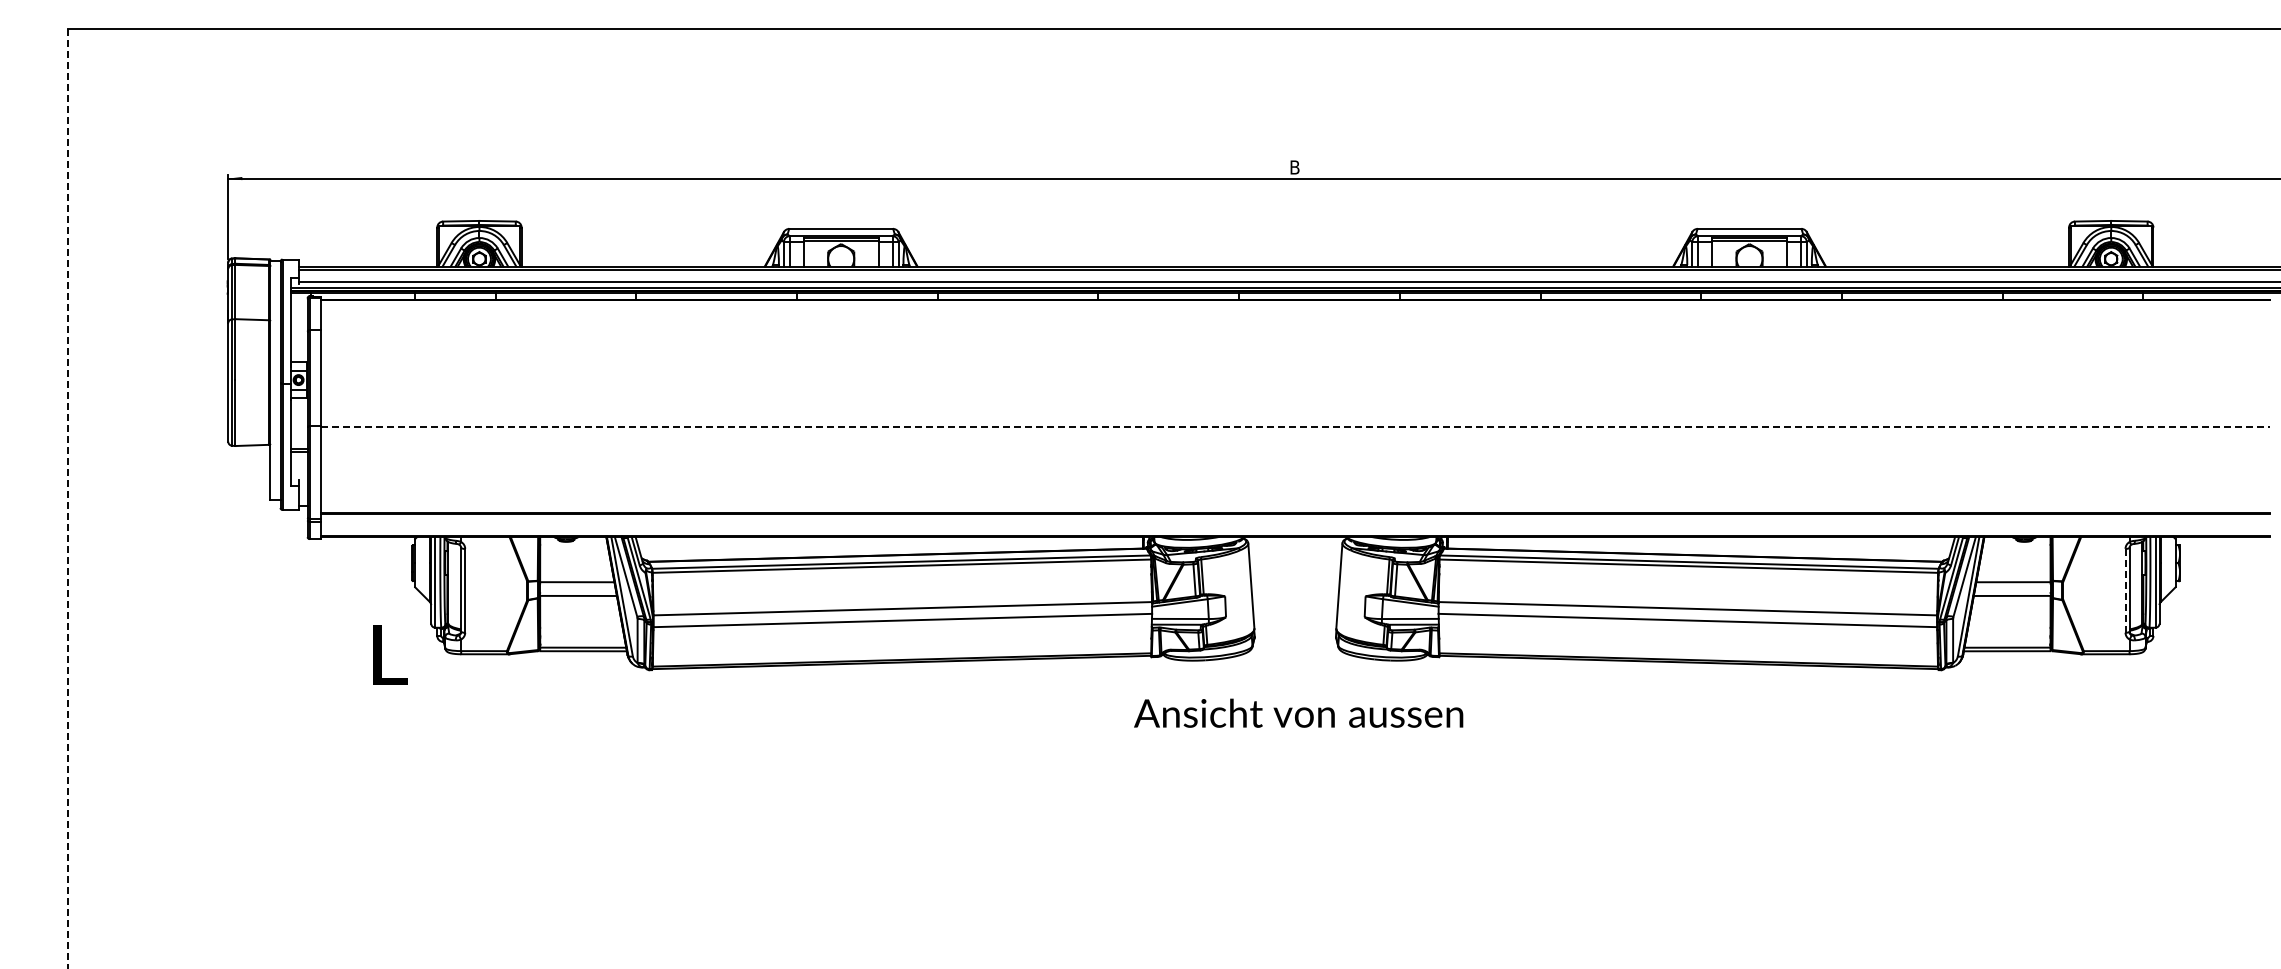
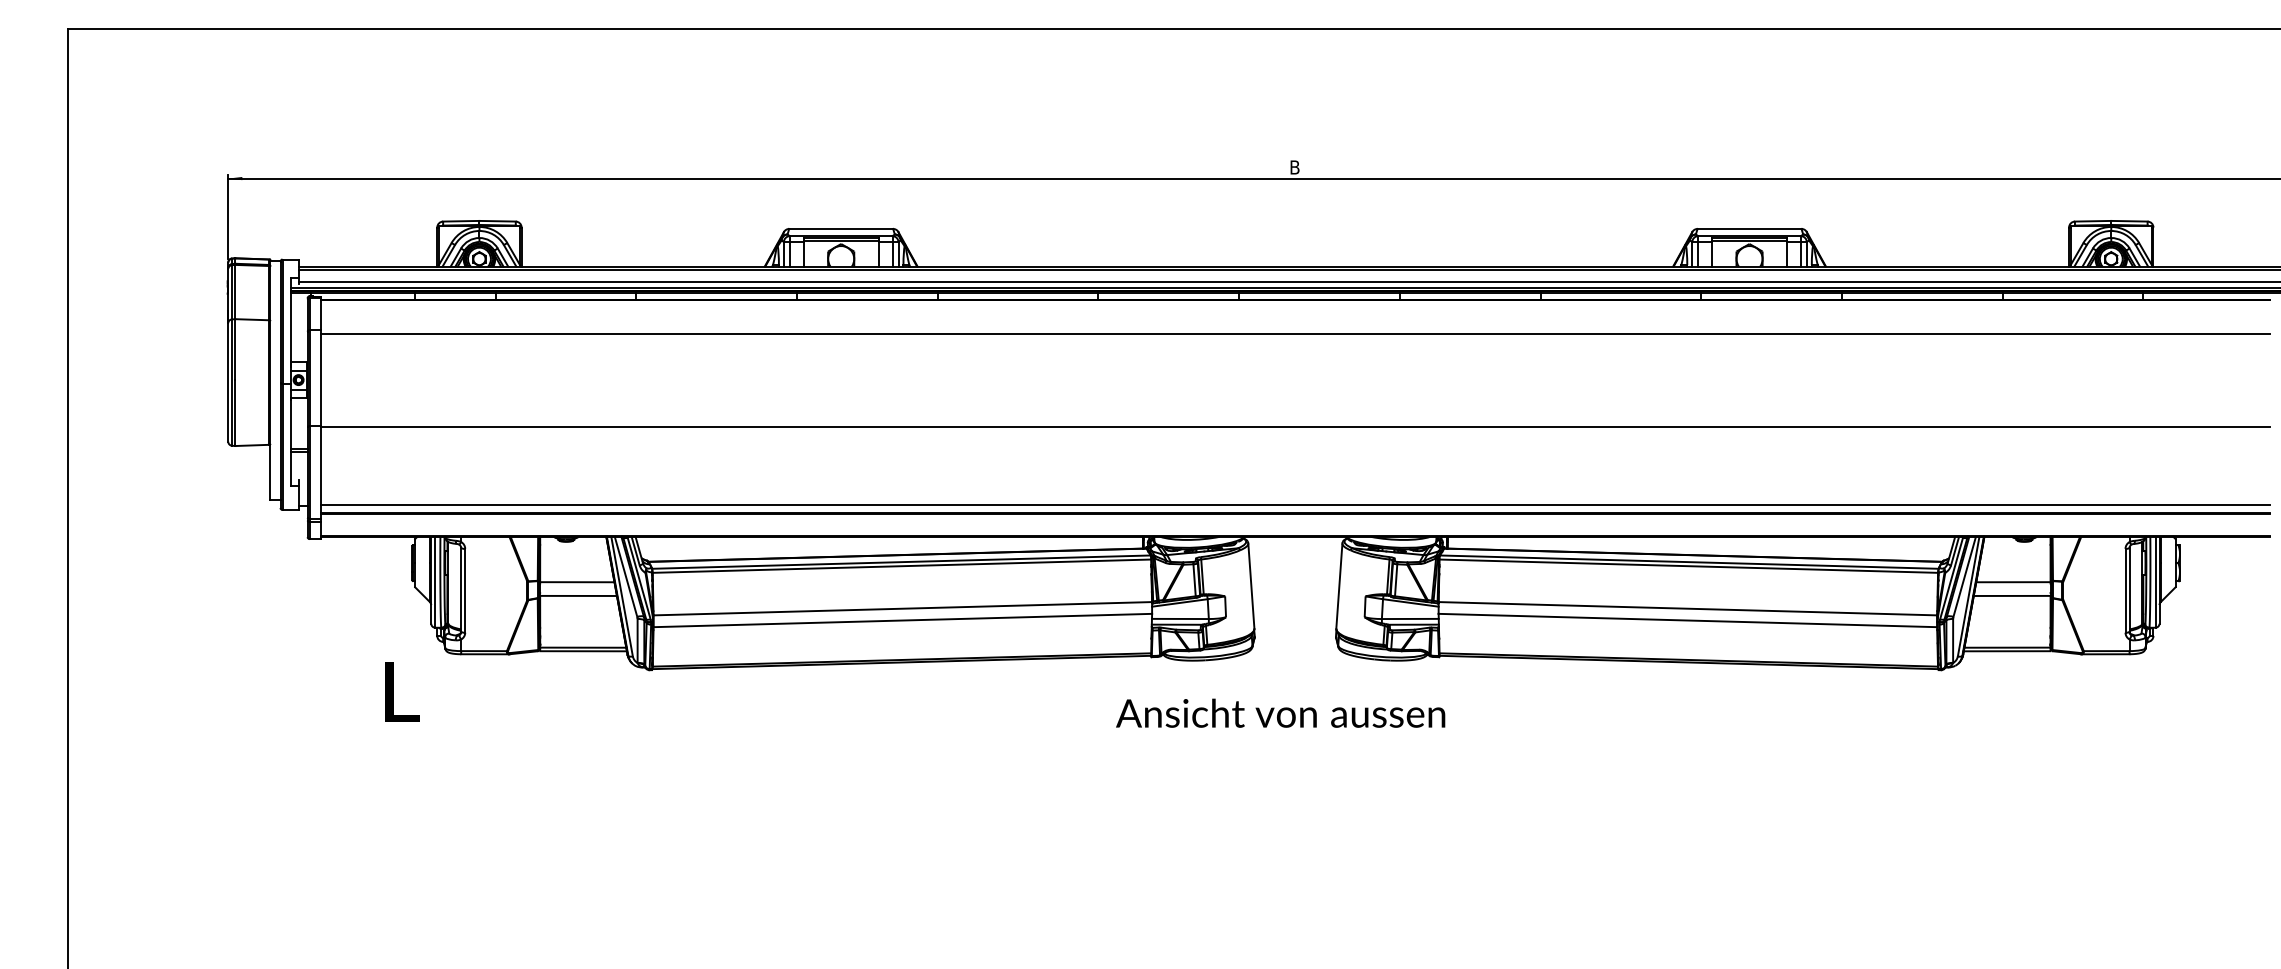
line: none -> present (1295, 333)
line: dashed -> solid (1295, 427)
line: dashed -> solid (68, 498)
line: none -> present (1295, 504)
line: dashed -> solid (2125, 590)
text position: (390, 654) -> (402, 691) (402, 691)
text position: (1298, 712) -> (1280, 712) (1280, 712)
